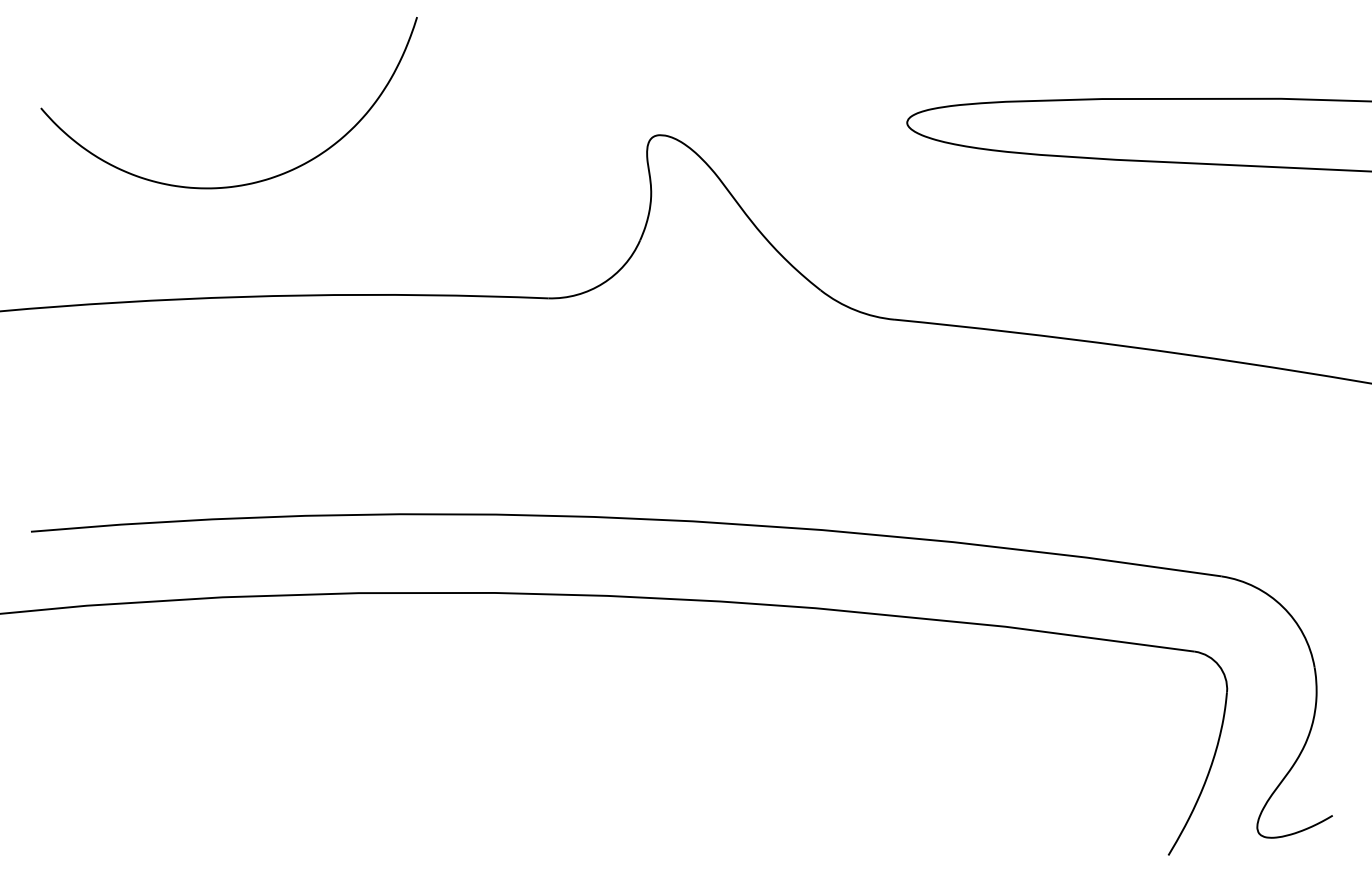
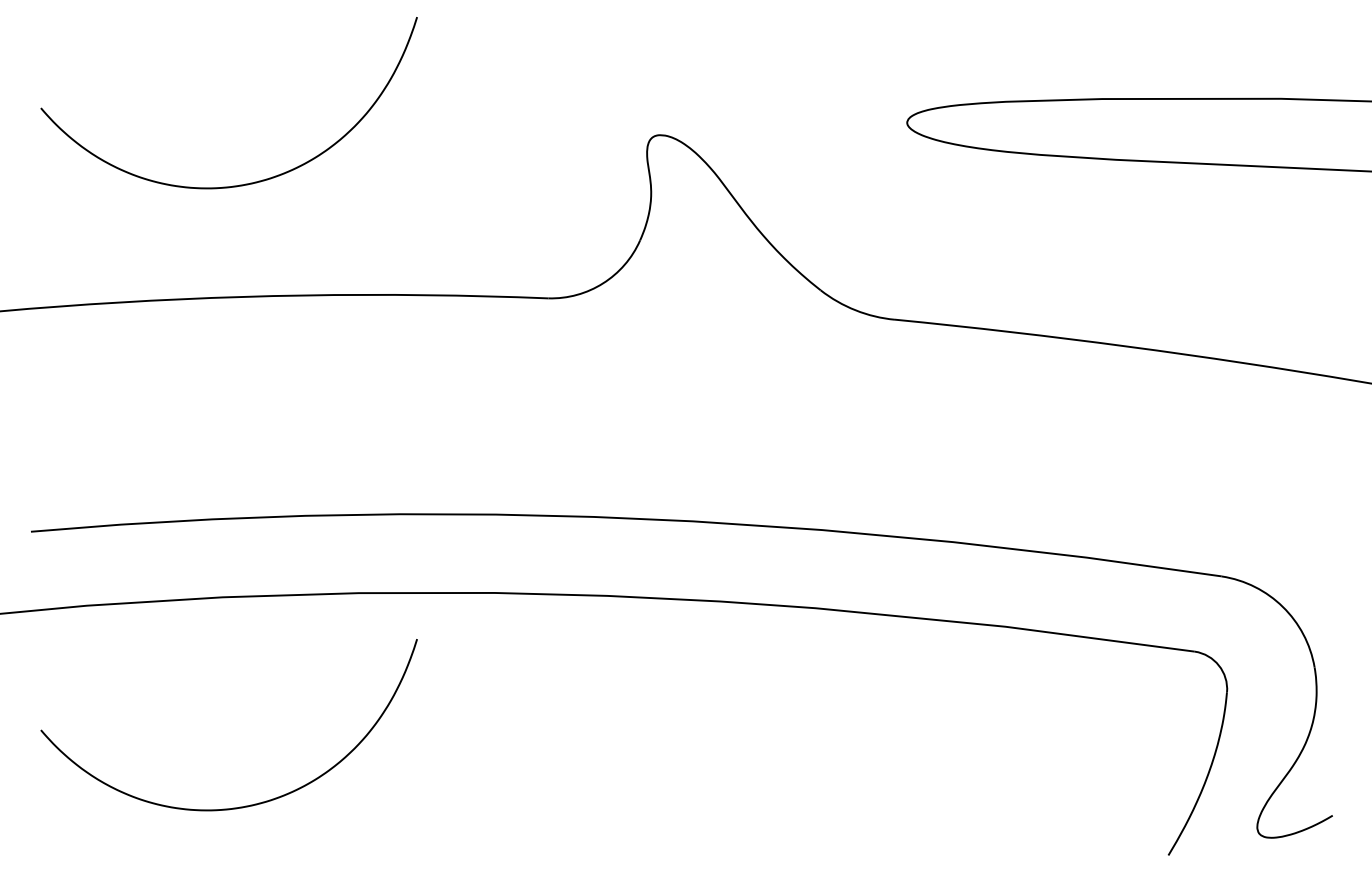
curve: none -> present (239, 806)
